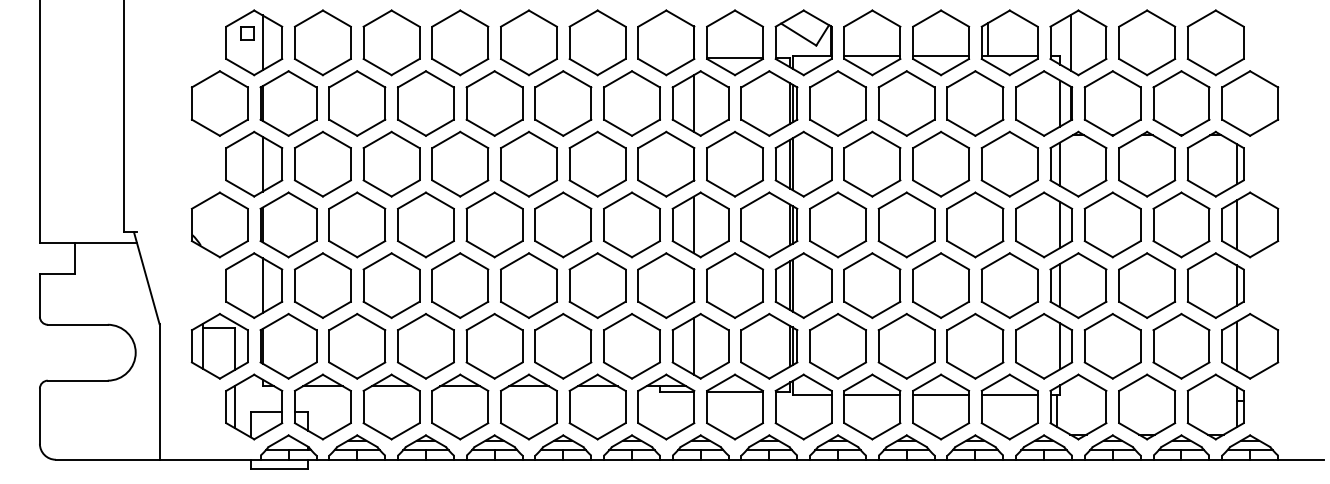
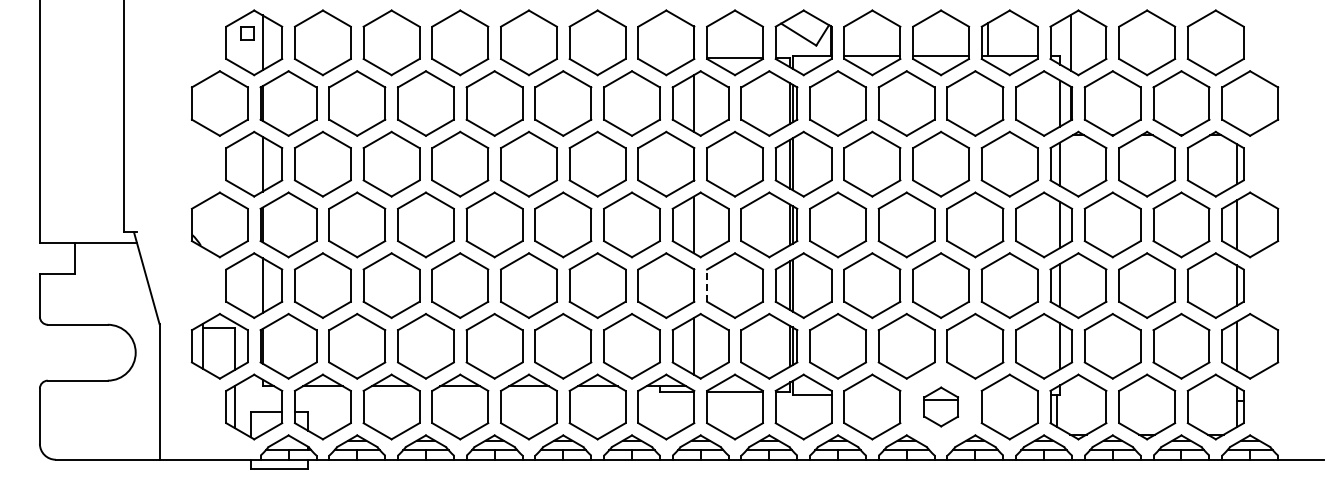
line: solid -> dashed (707, 285)
line: present -> none (872, 395)
line: present -> none (1009, 395)
part size: 59x68 px -> 36x42 px (940, 406)
